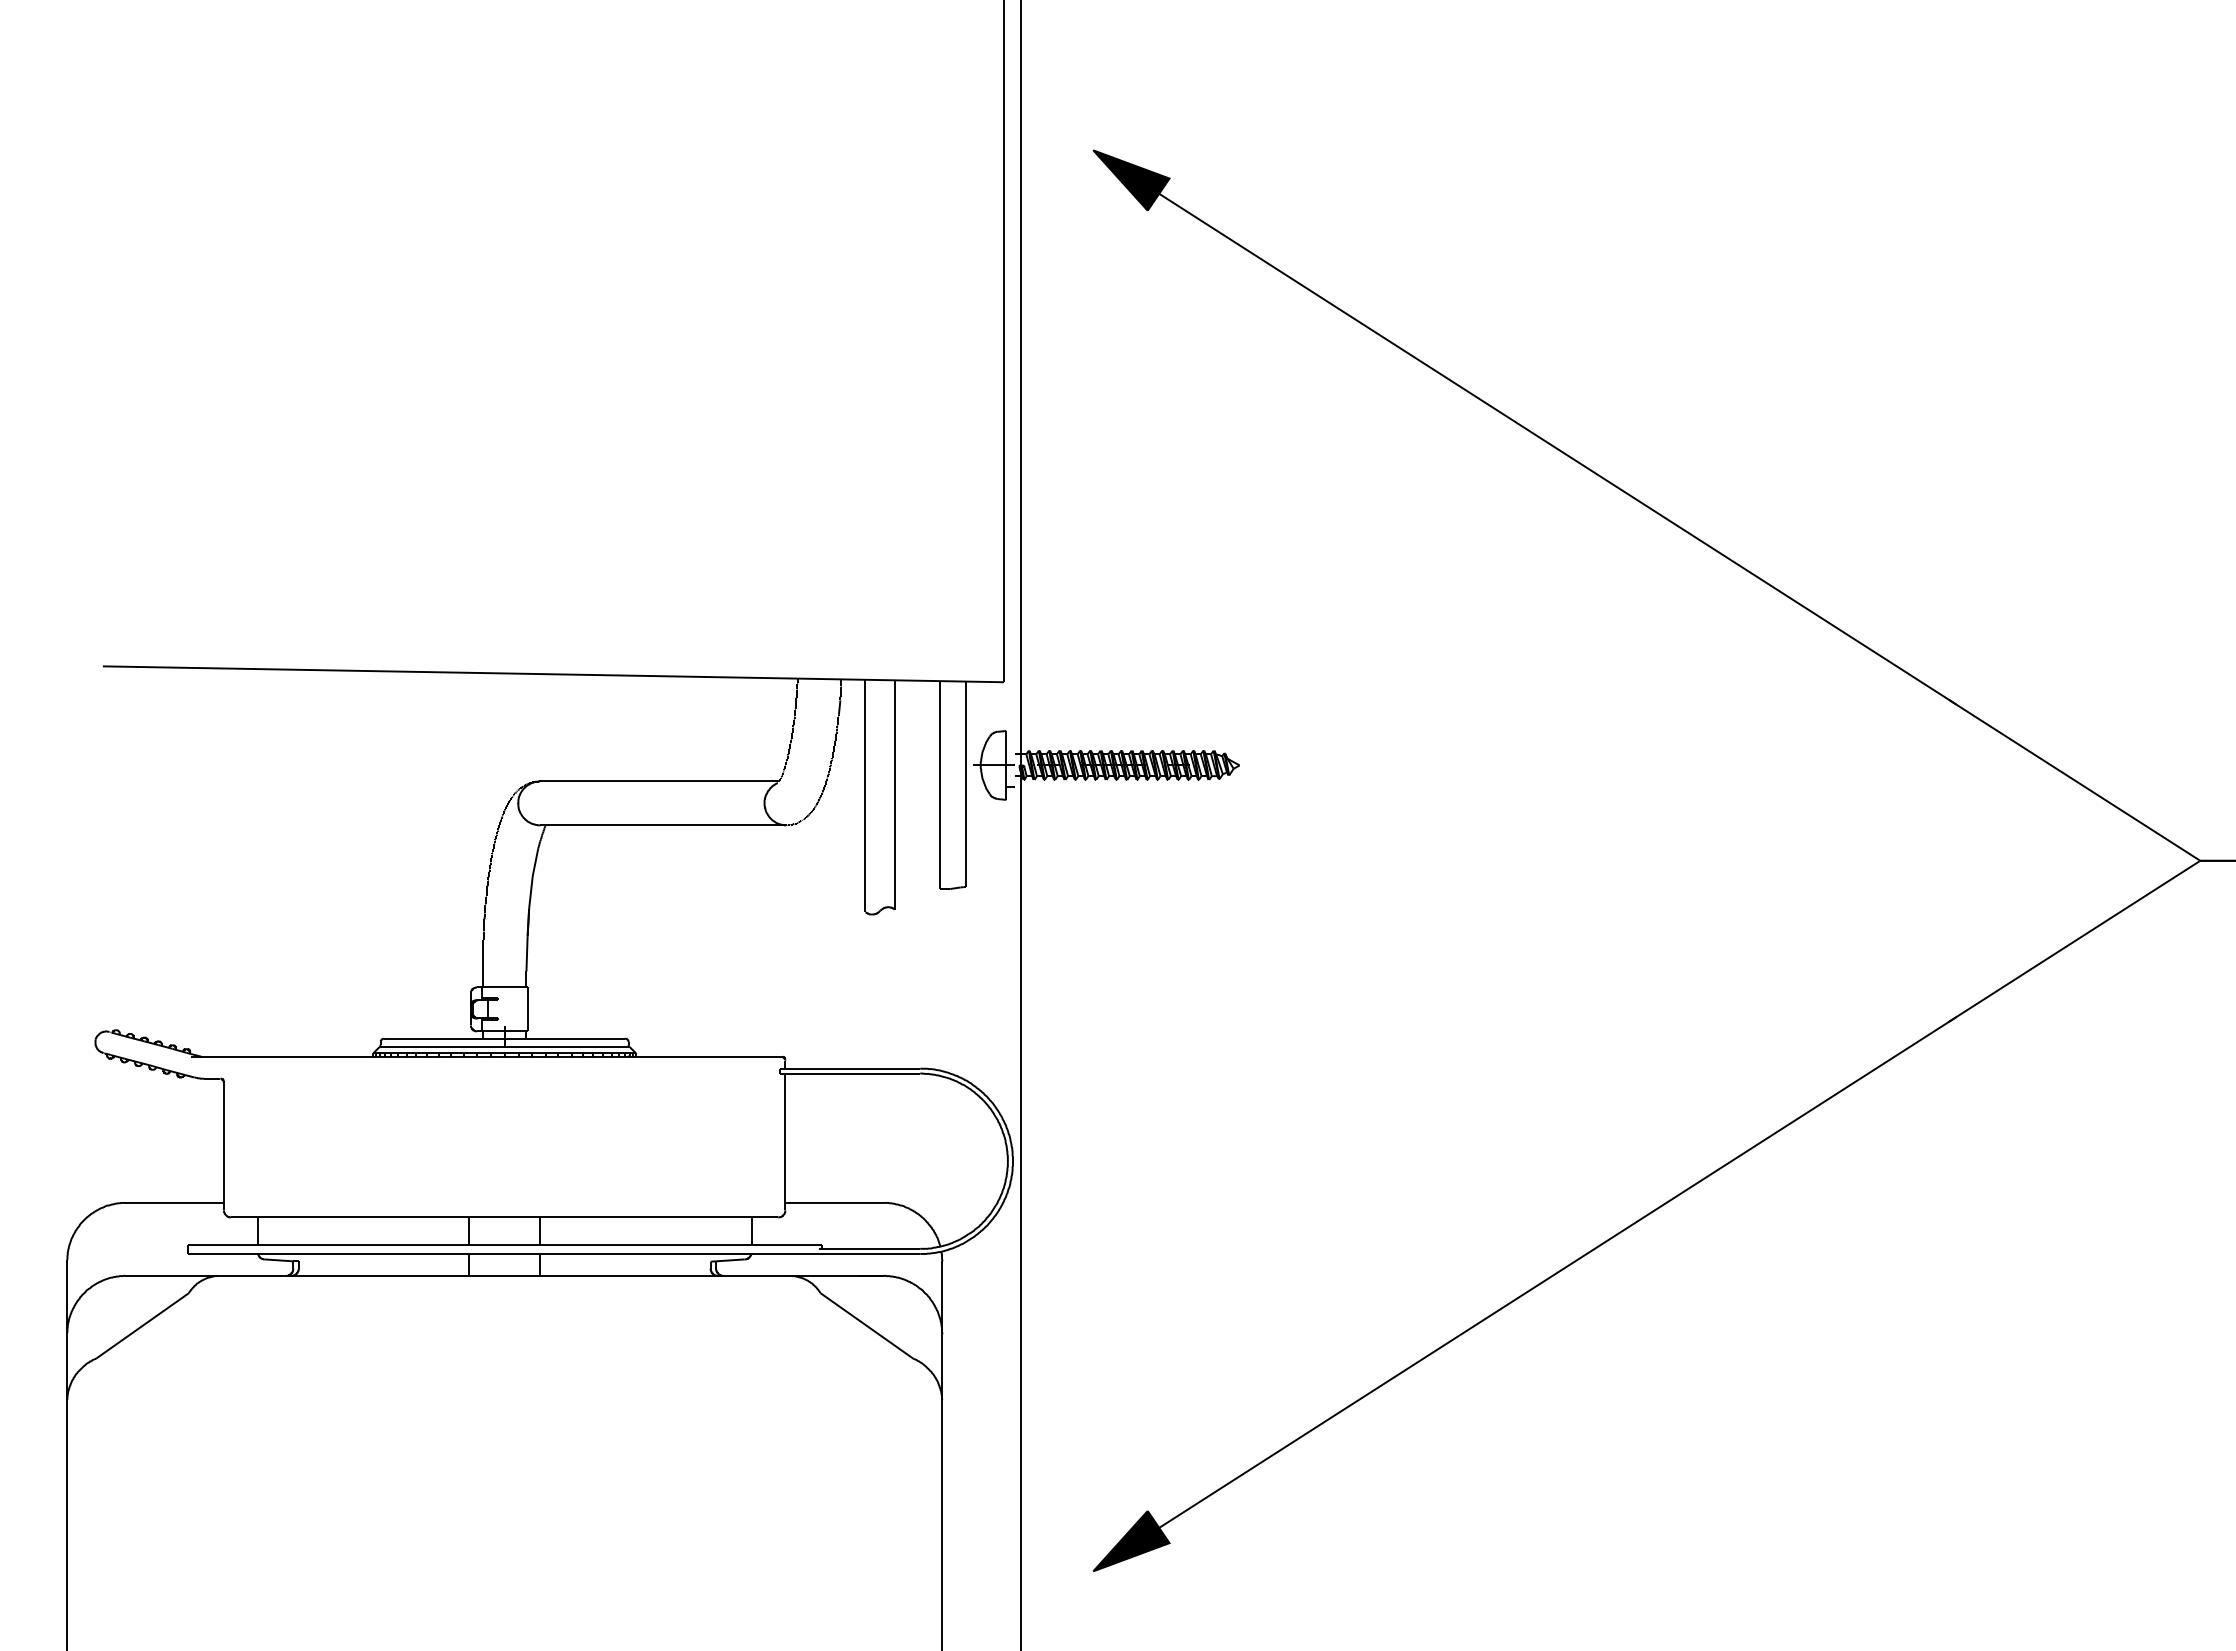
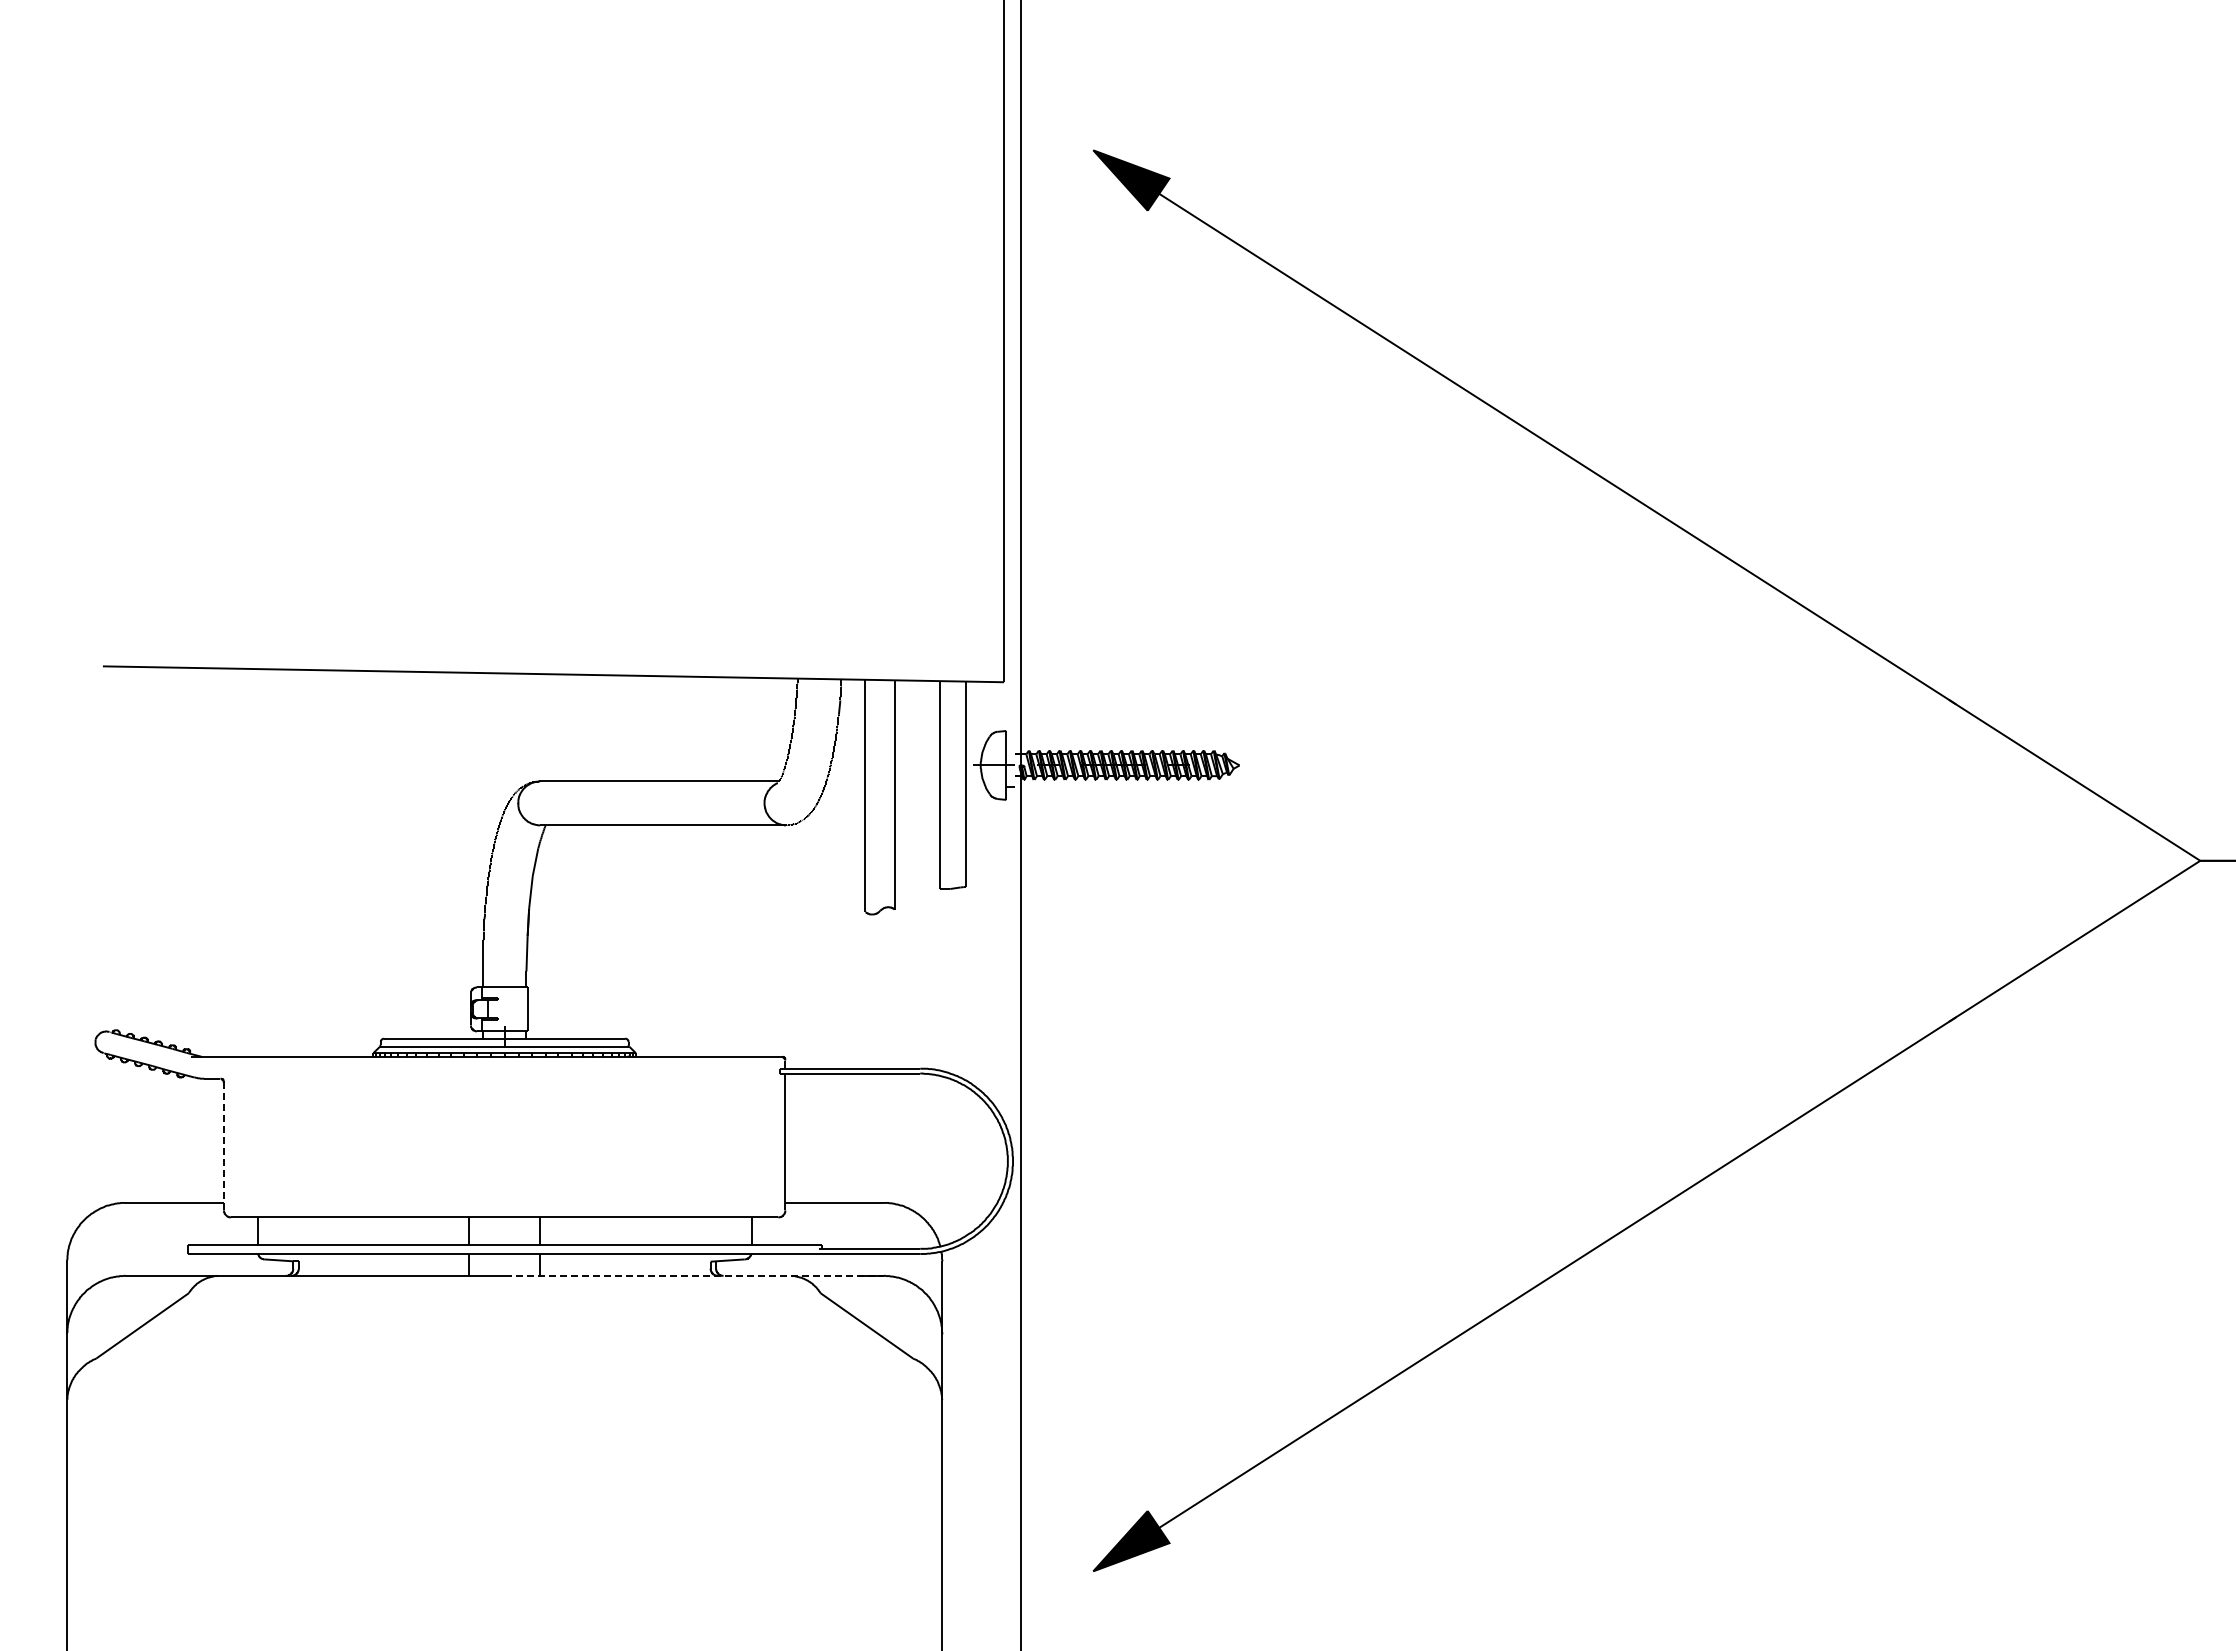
line: solid -> dashed (224, 1146)
line: solid -> dashed (694, 1275)
